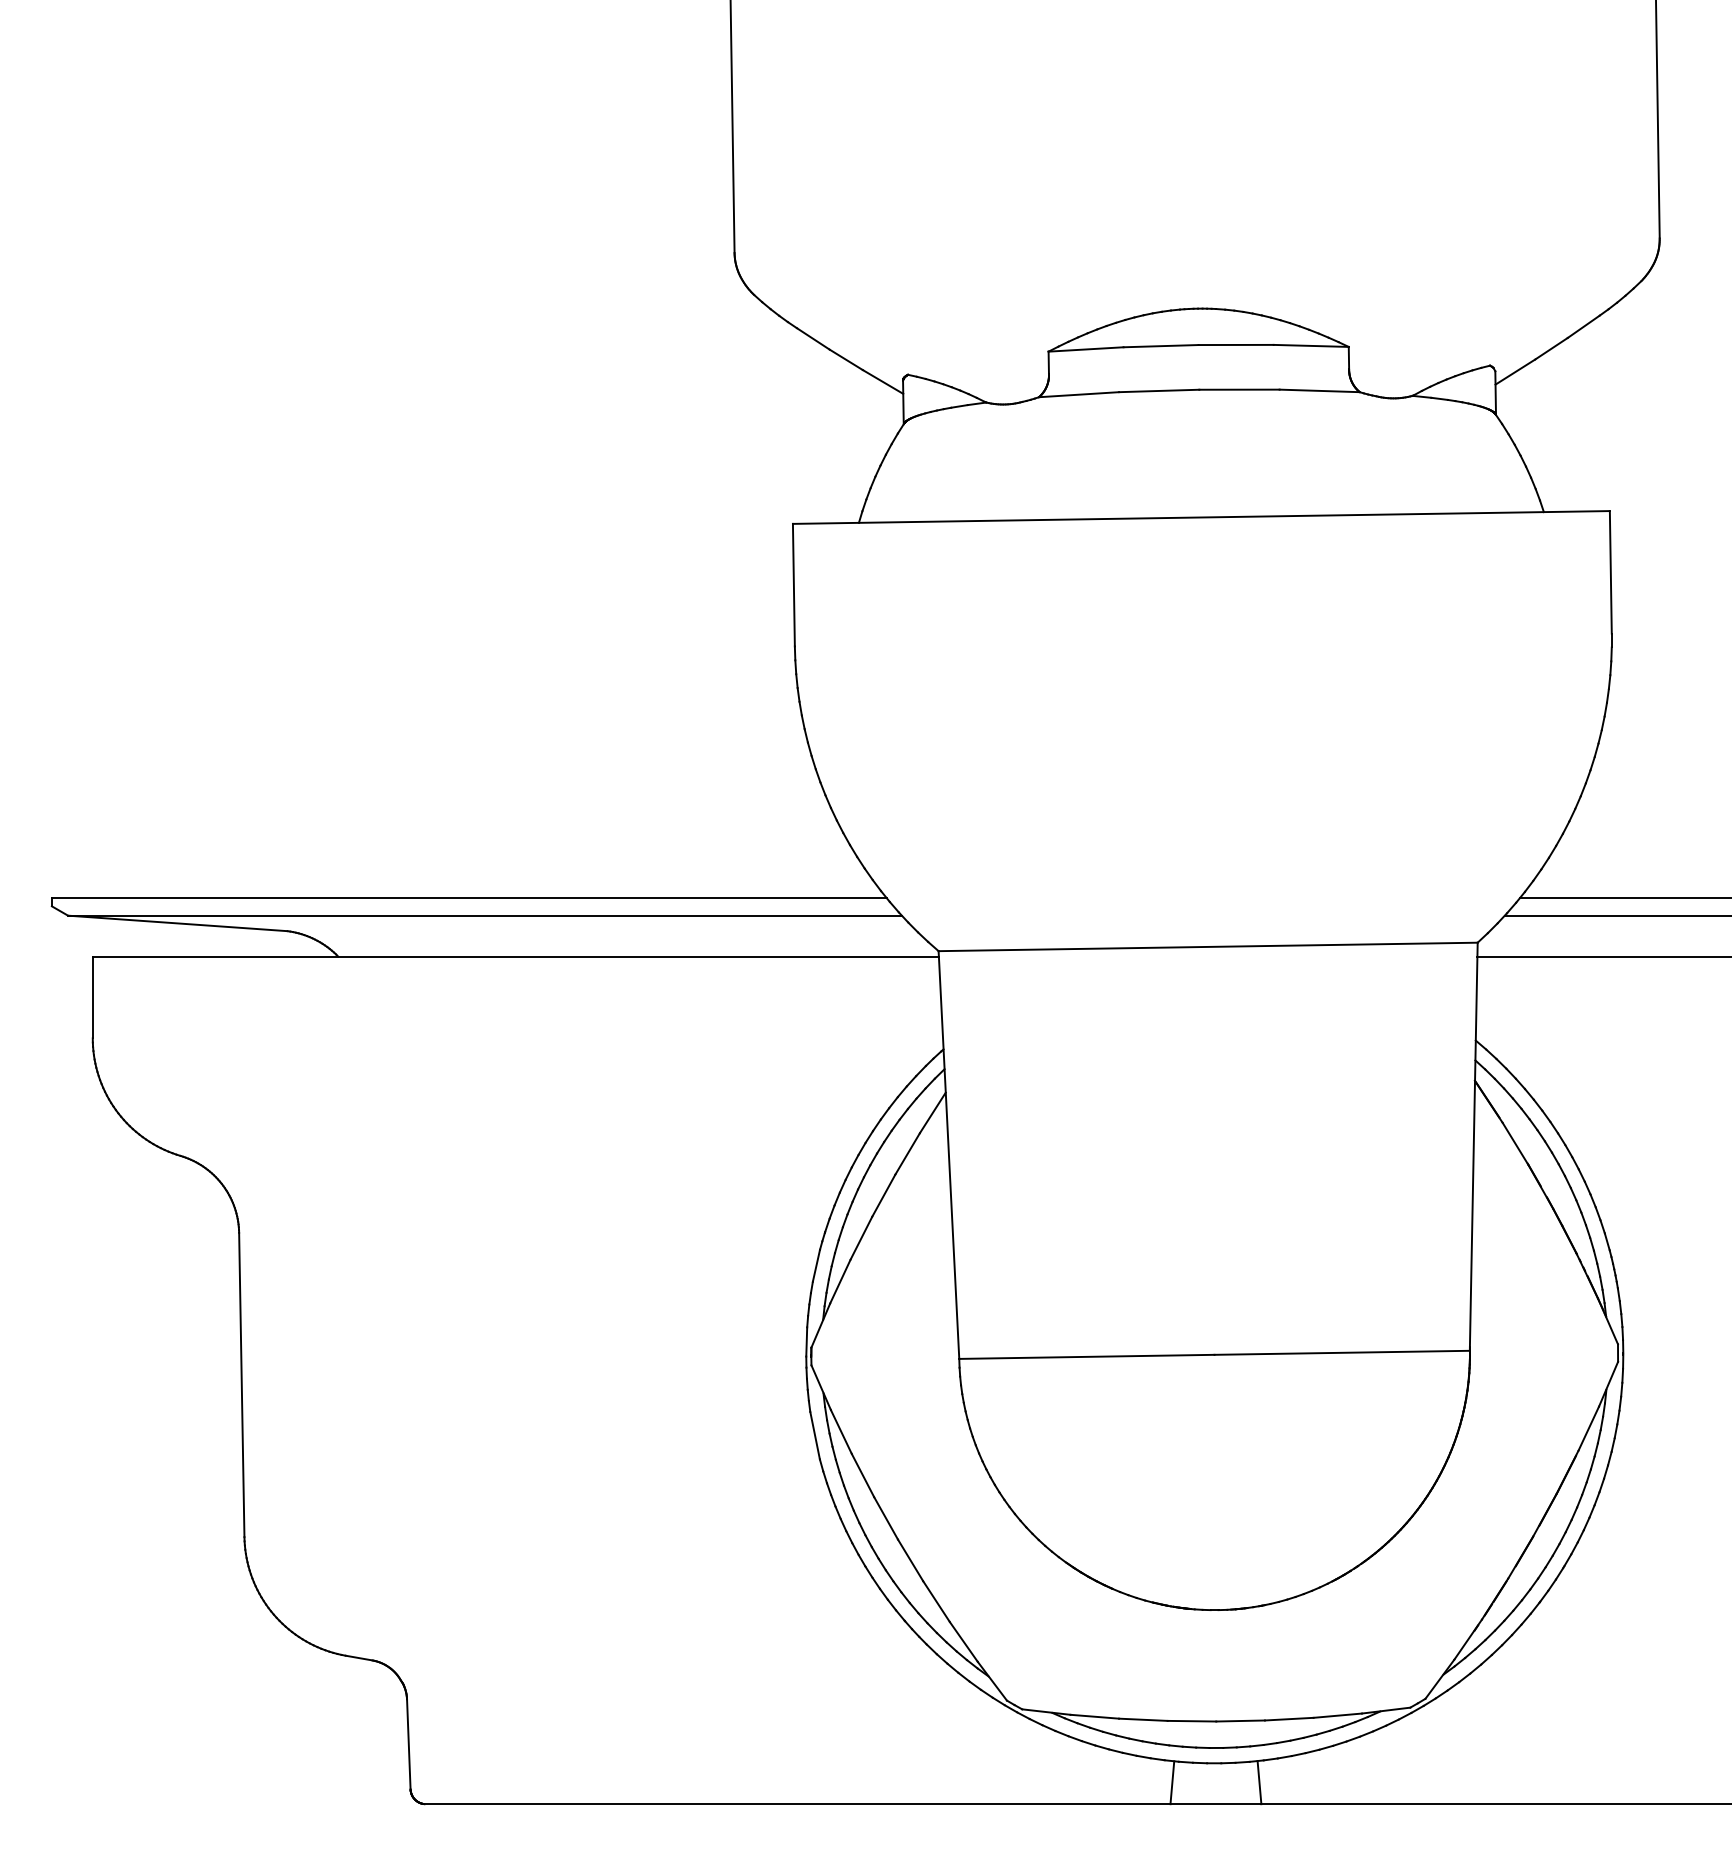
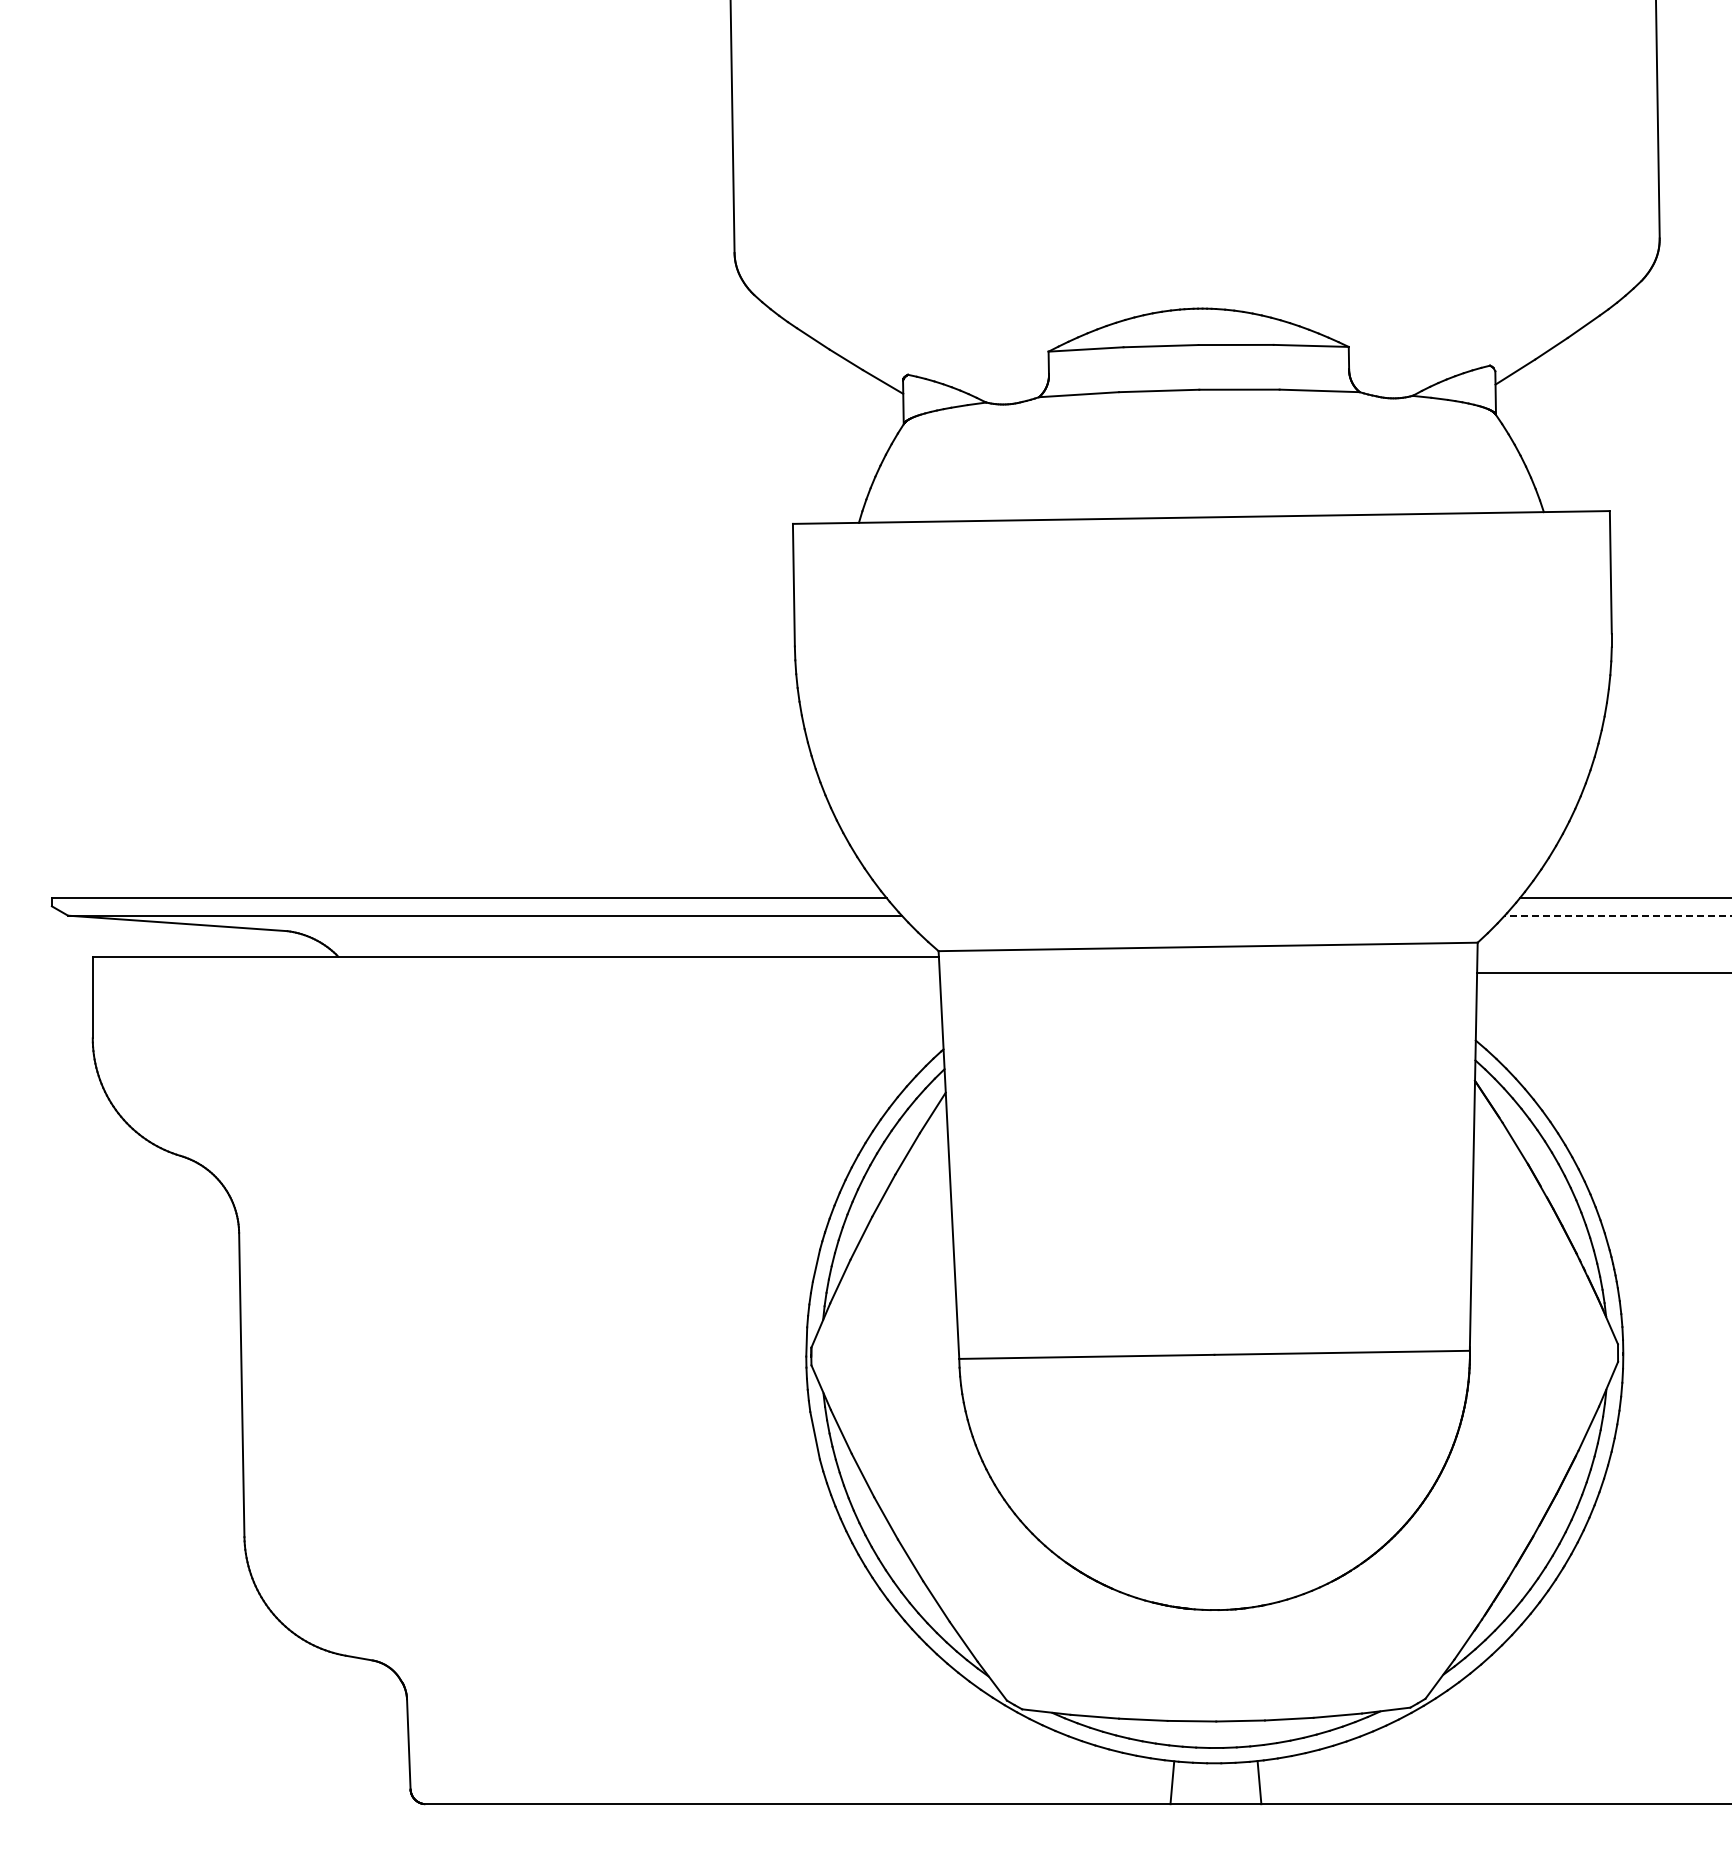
line: solid -> dashed (1617, 915)
line position: (1602, 956) -> (1602, 972) (1602, 972)
